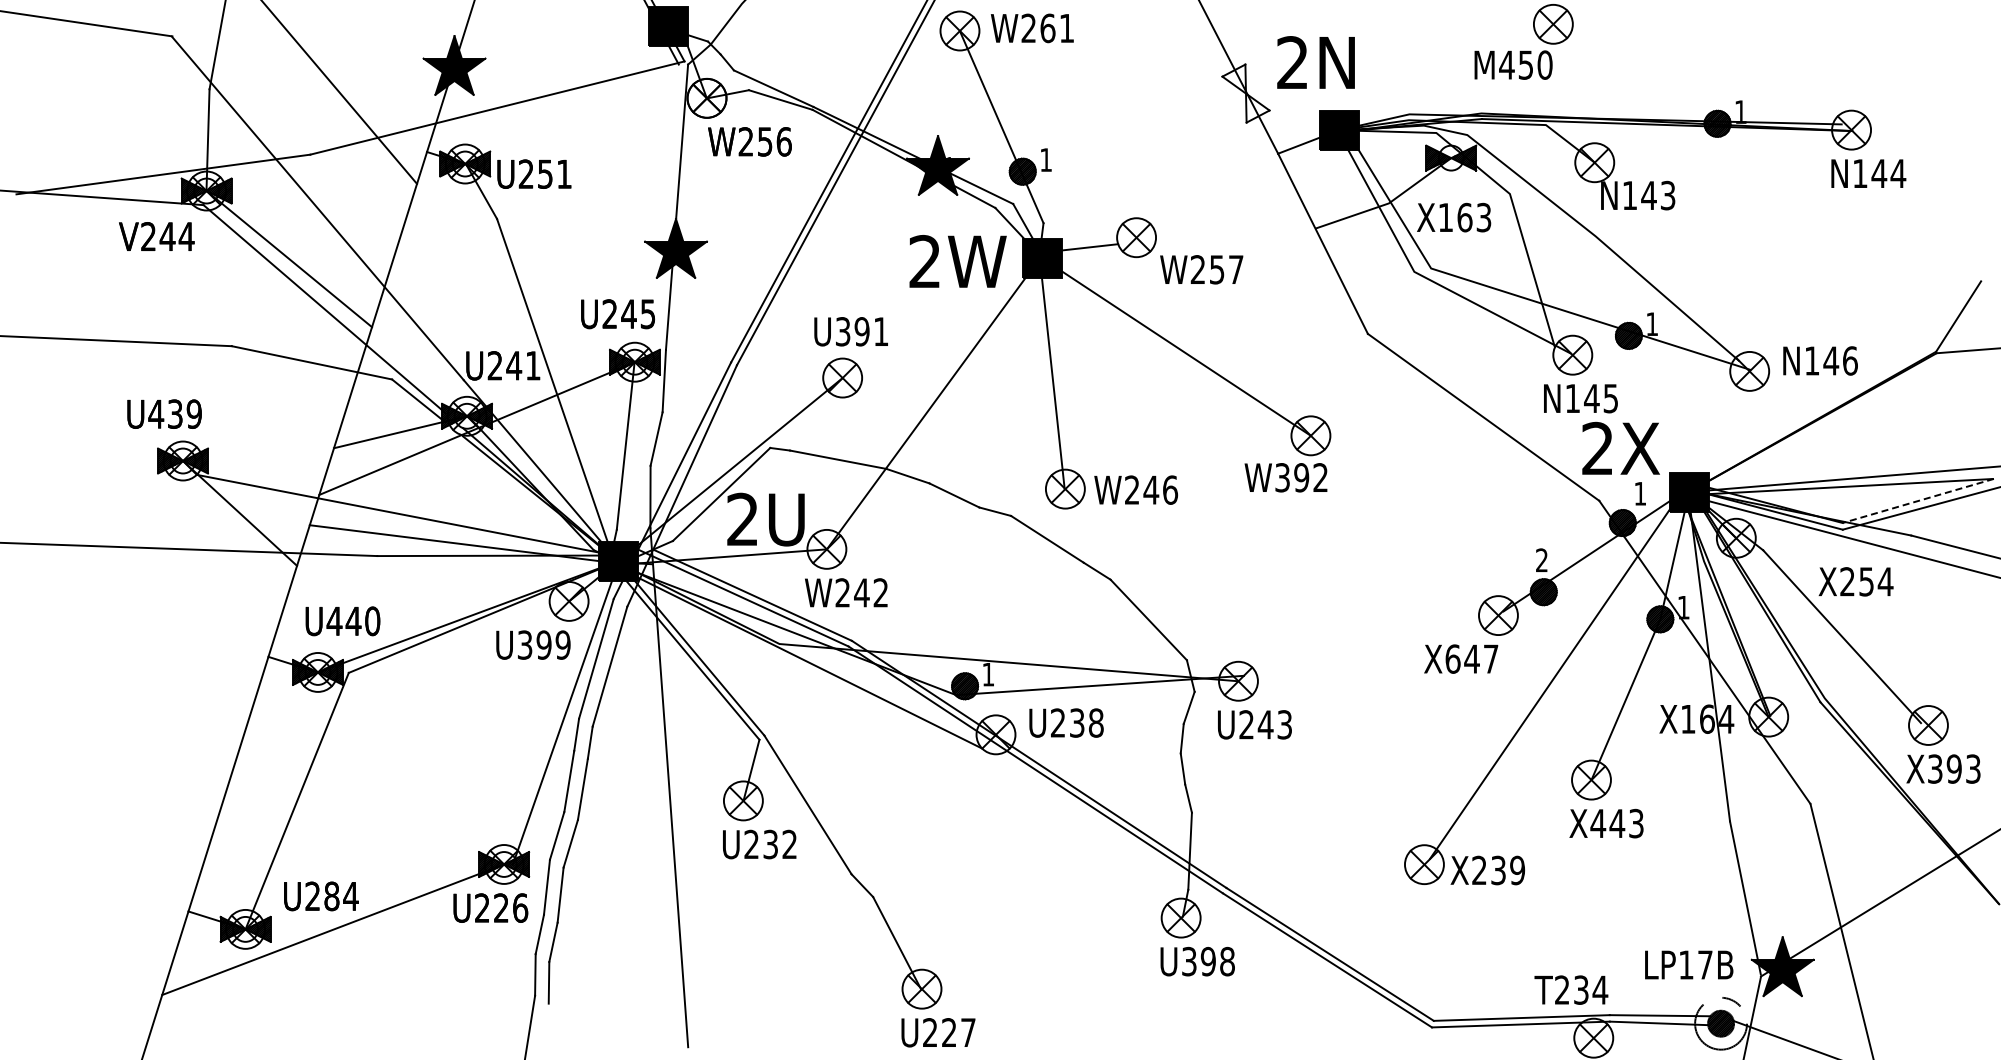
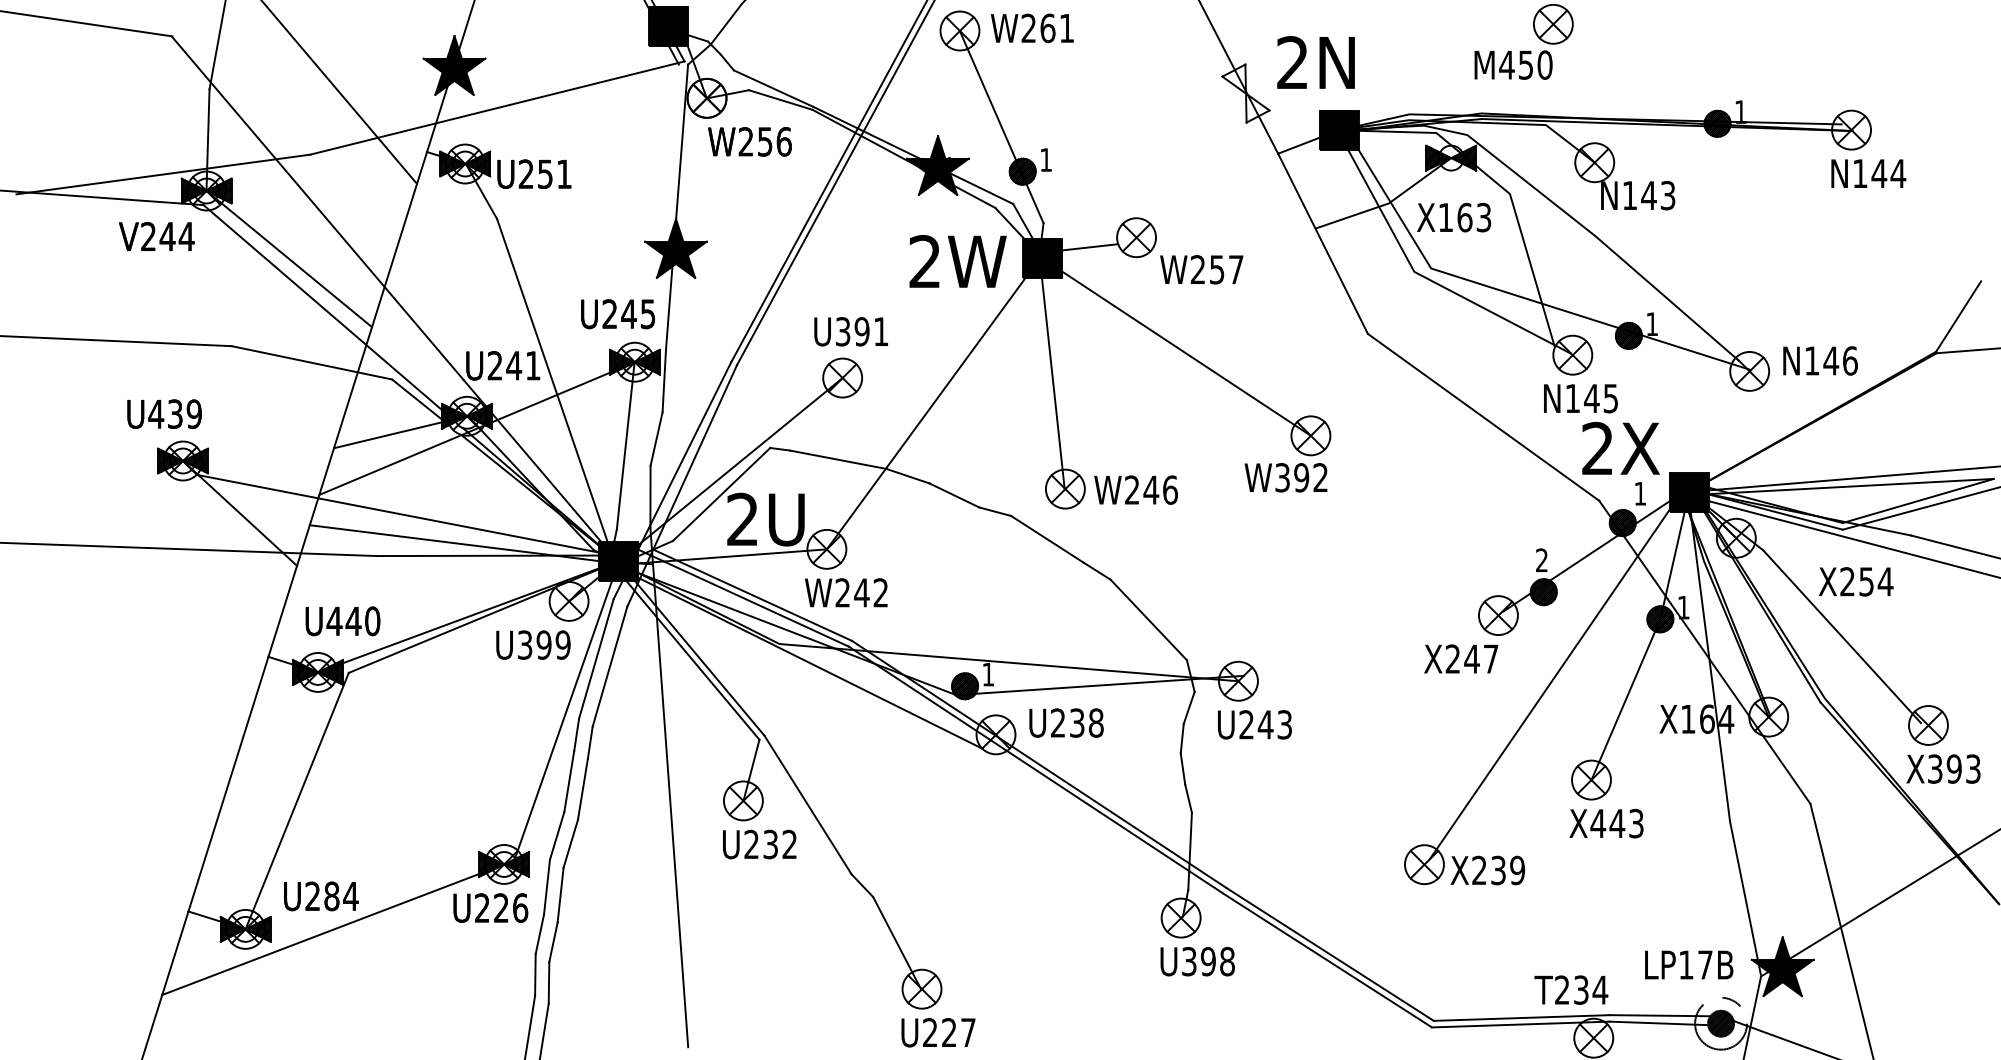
line: dashed -> solid (1918, 500)
text: X647 -> X247 (1452, 658)
line: none -> present (544, 1029)
